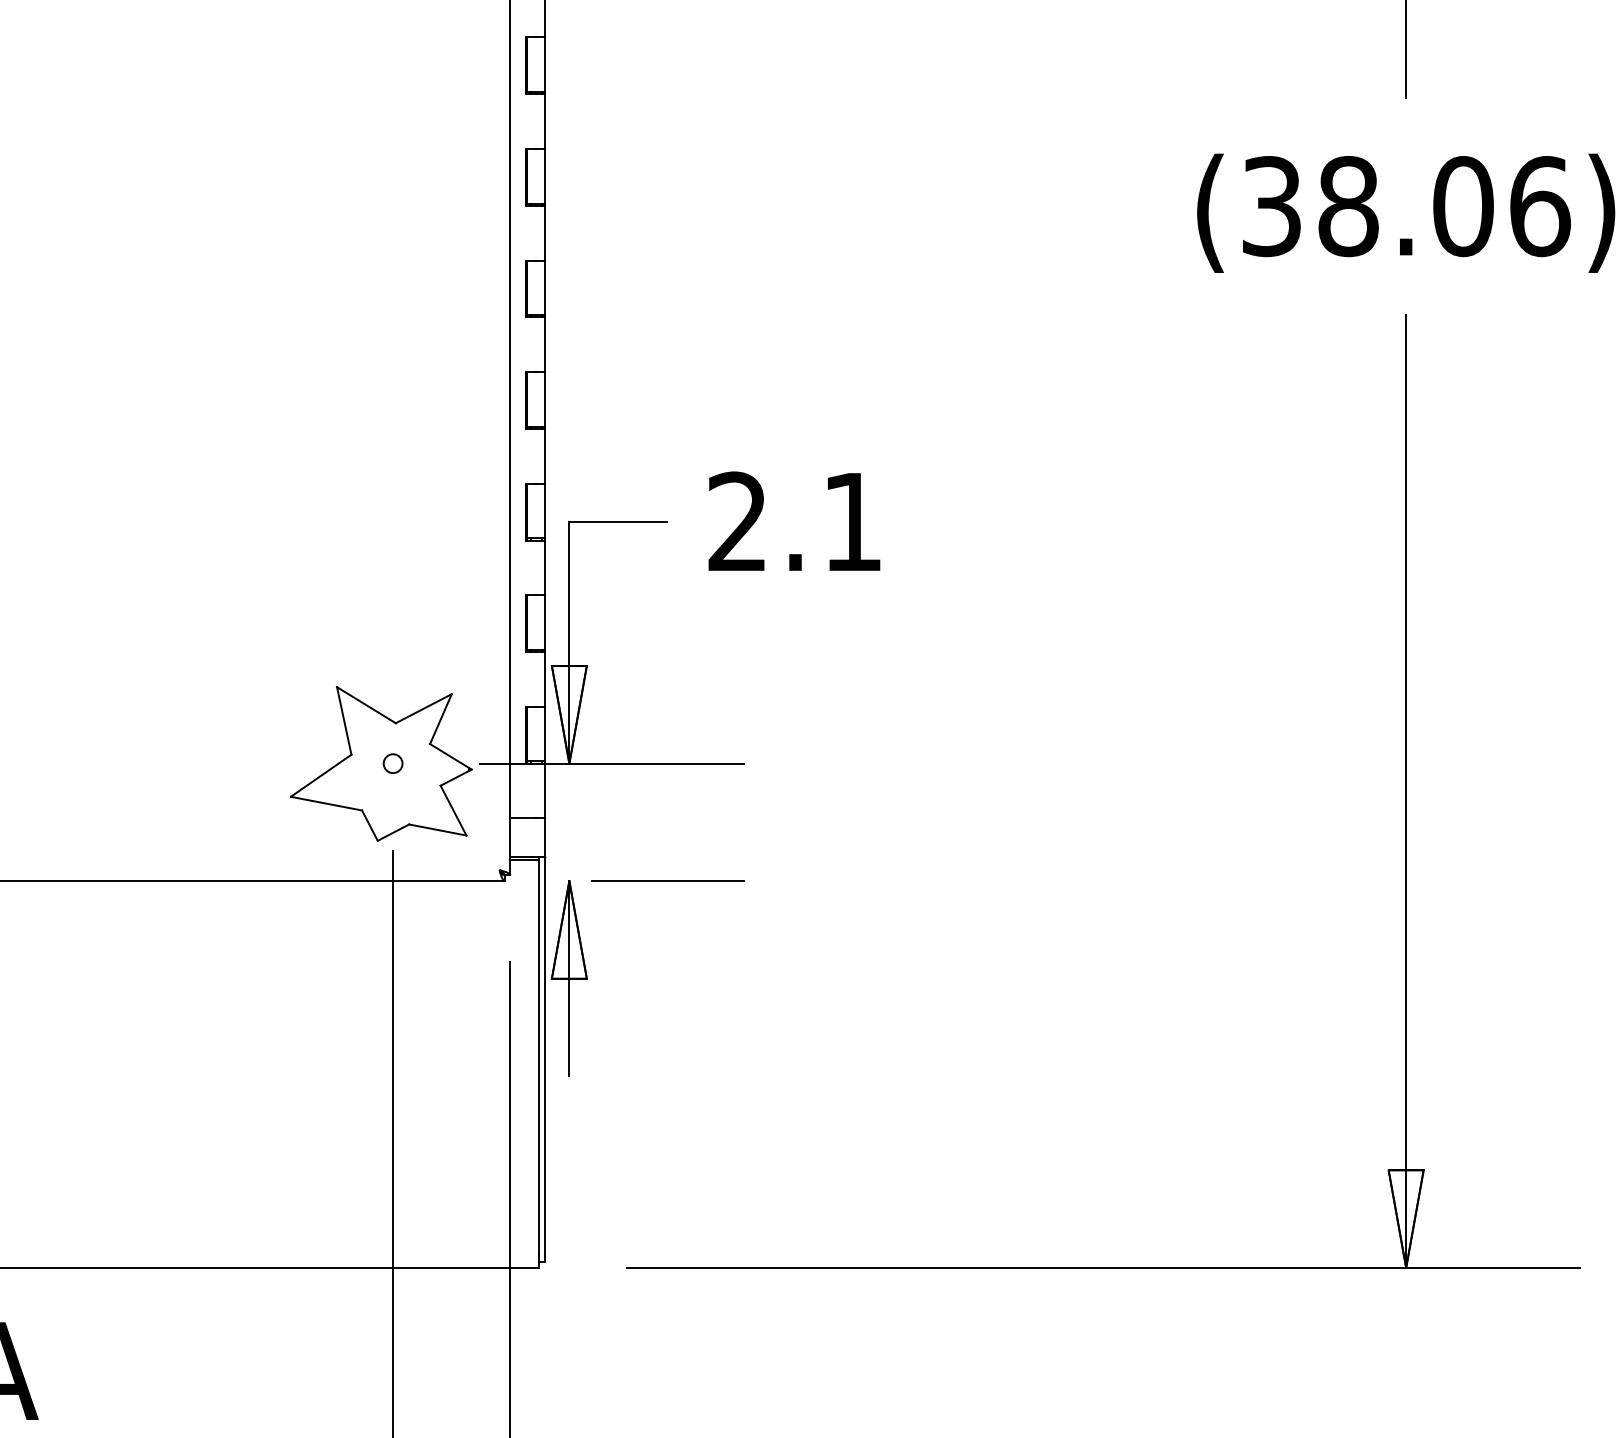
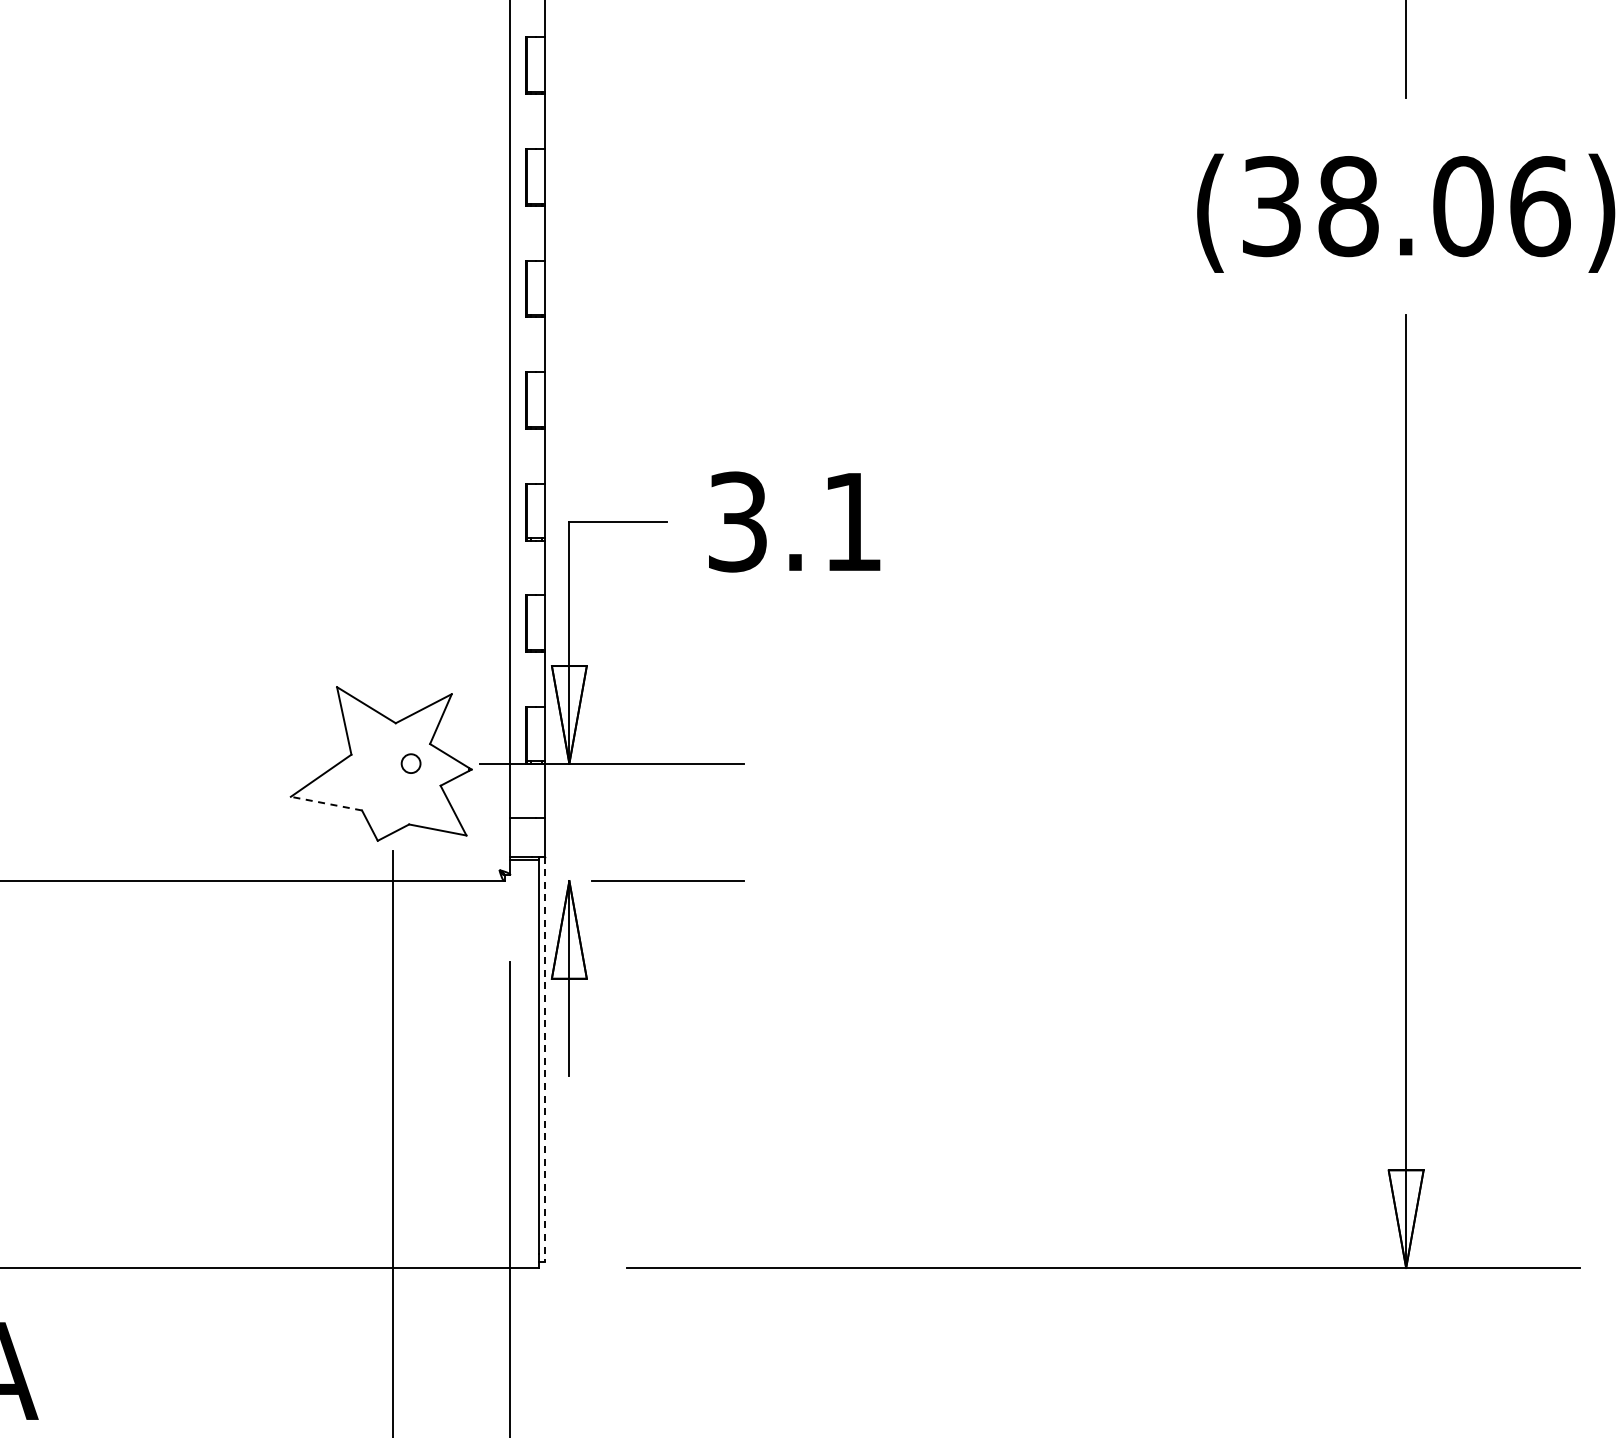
text: 2.1 -> 3.1 (737, 521)
circle position: (392, 763) -> (410, 763) (410, 763)
line: solid -> dashed (325, 803)
line: solid -> dashed (545, 1059)
